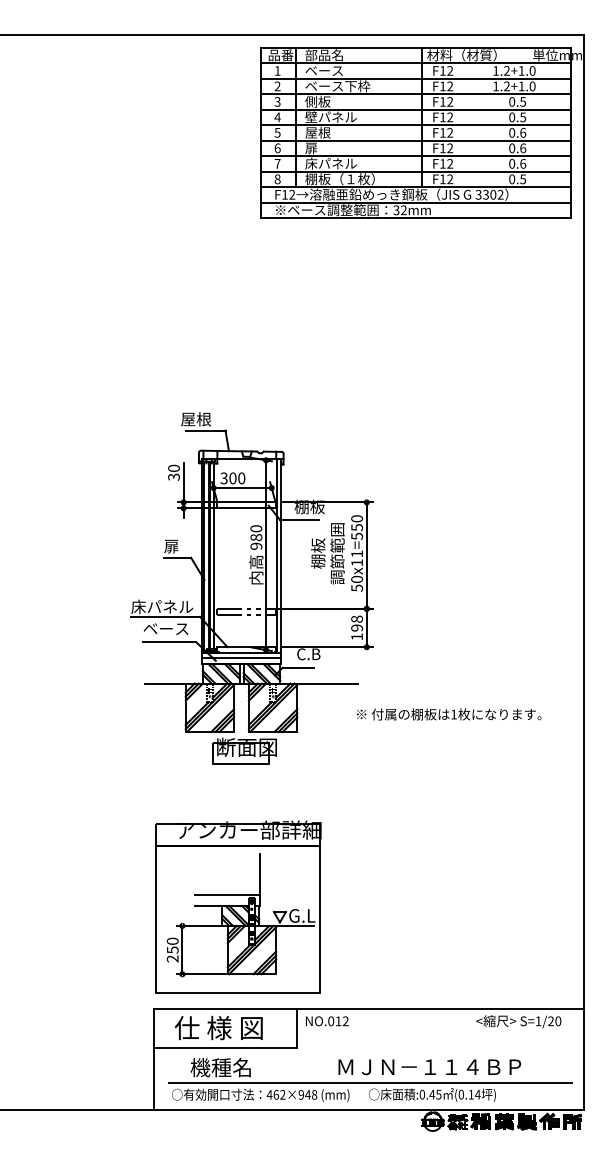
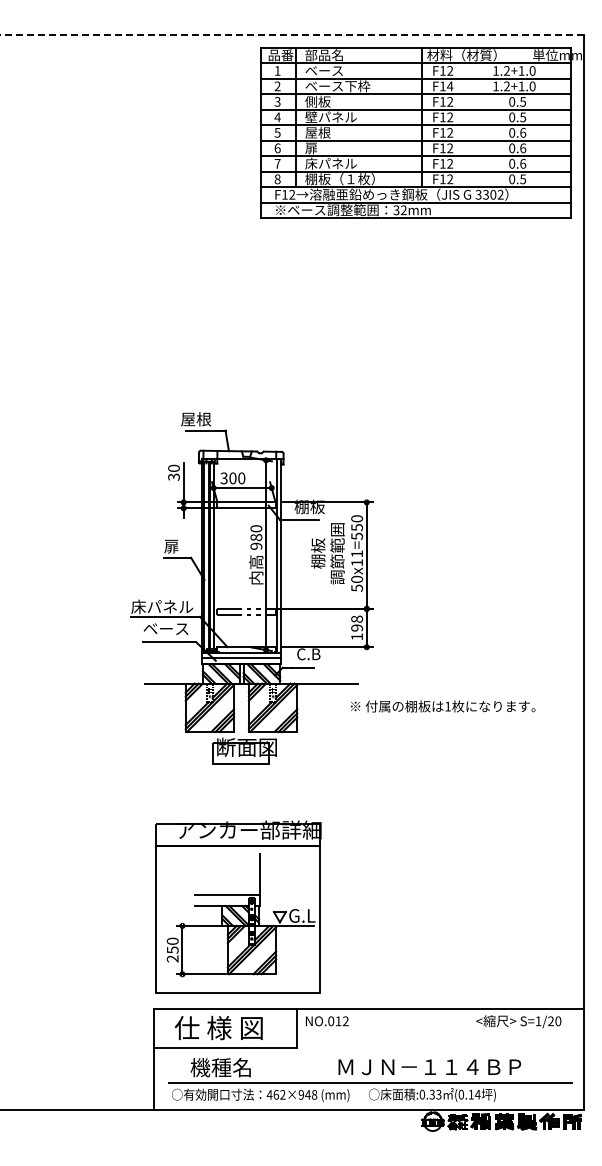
line: solid -> dashed (292, 34)
text: F12 -> F14 (450, 86)
text position: (449, 714) -> (443, 706) (443, 706)
text: :0.45 -> :0.33 (435, 1094)
